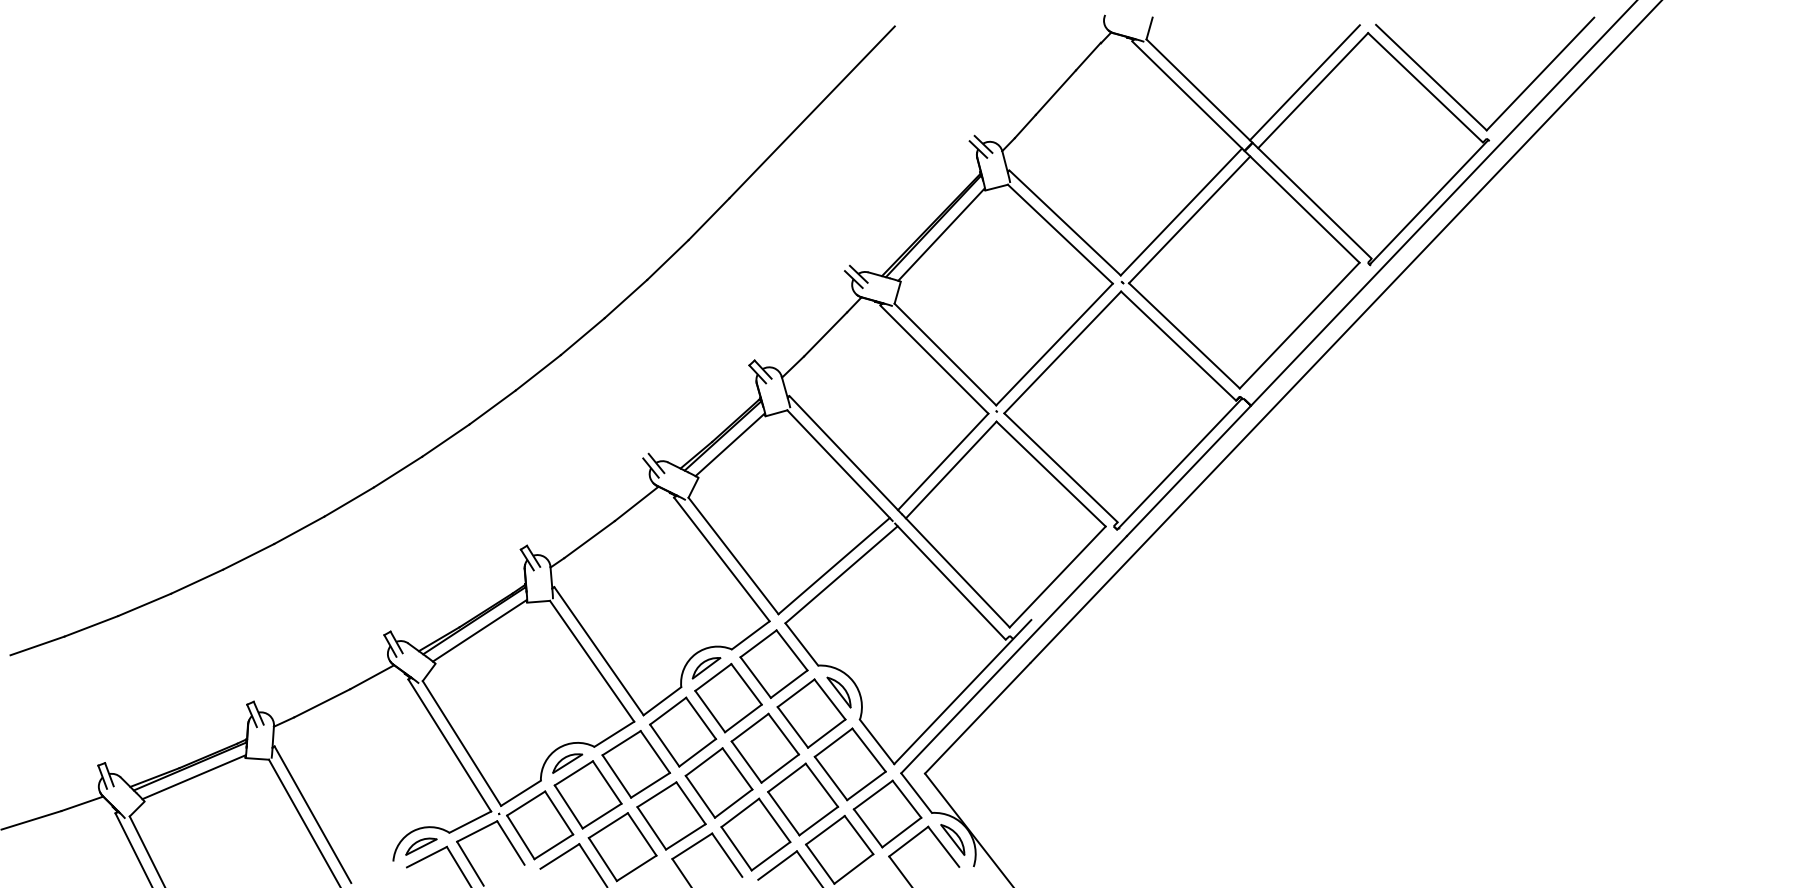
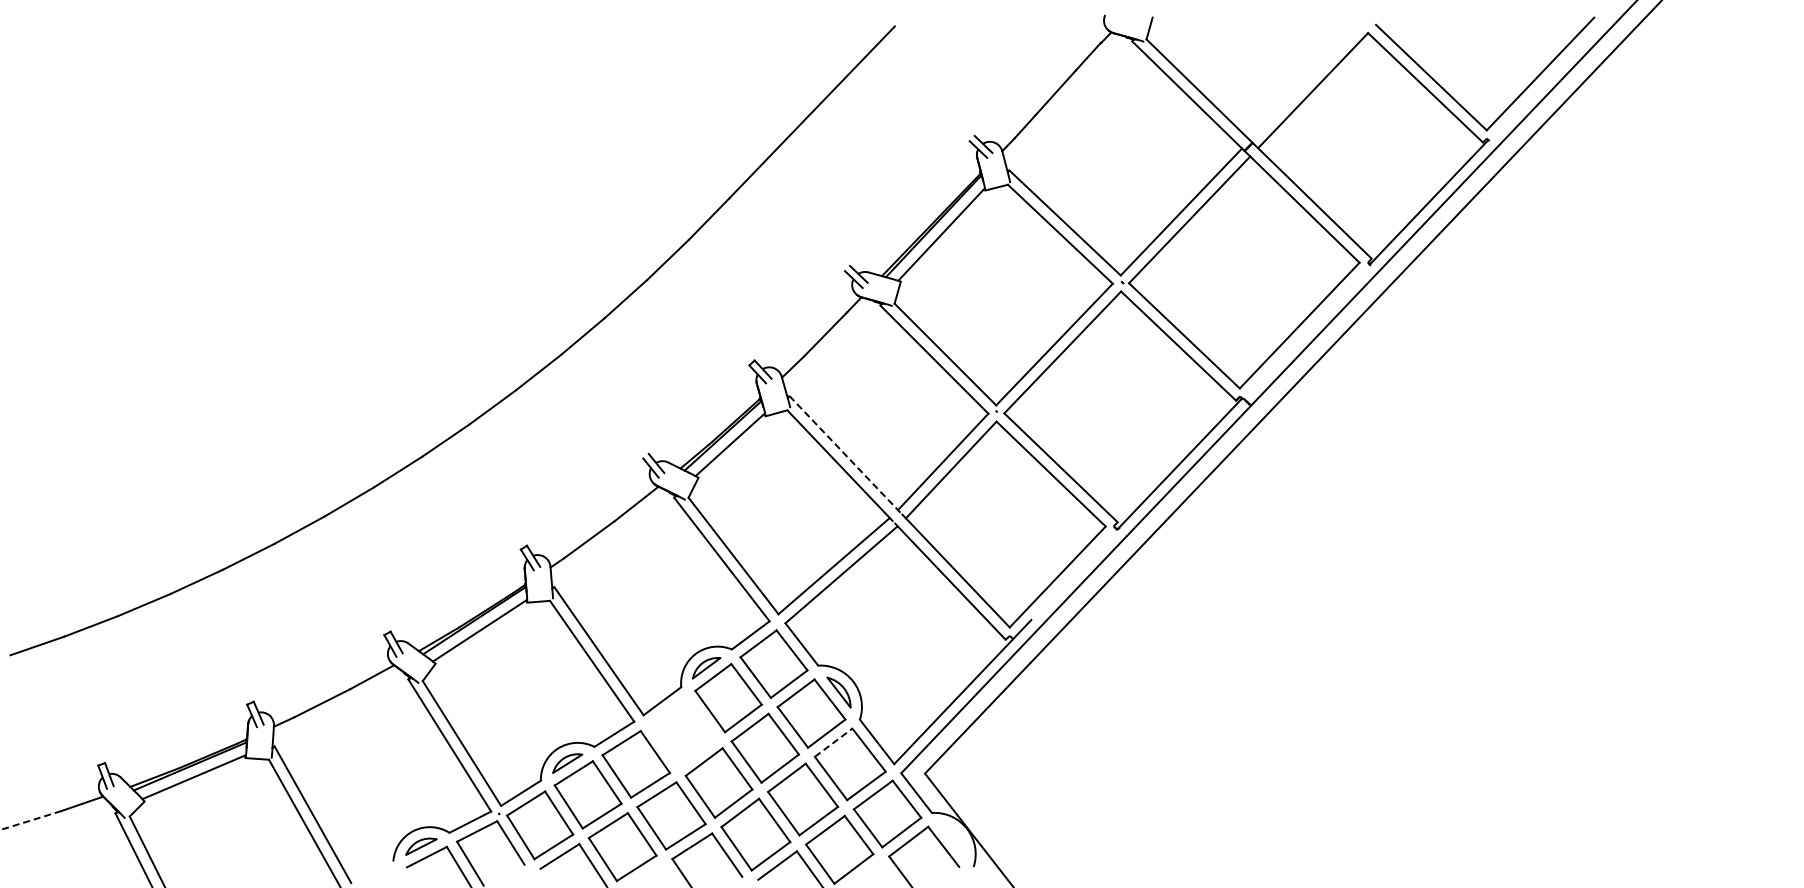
line: present -> none (1304, 82)
line: solid -> dashed (845, 455)
part: present -> none (683, 731)
line: solid -> dashed (834, 742)
line: solid -> dashed (31, 820)
part: present -> none (952, 839)
